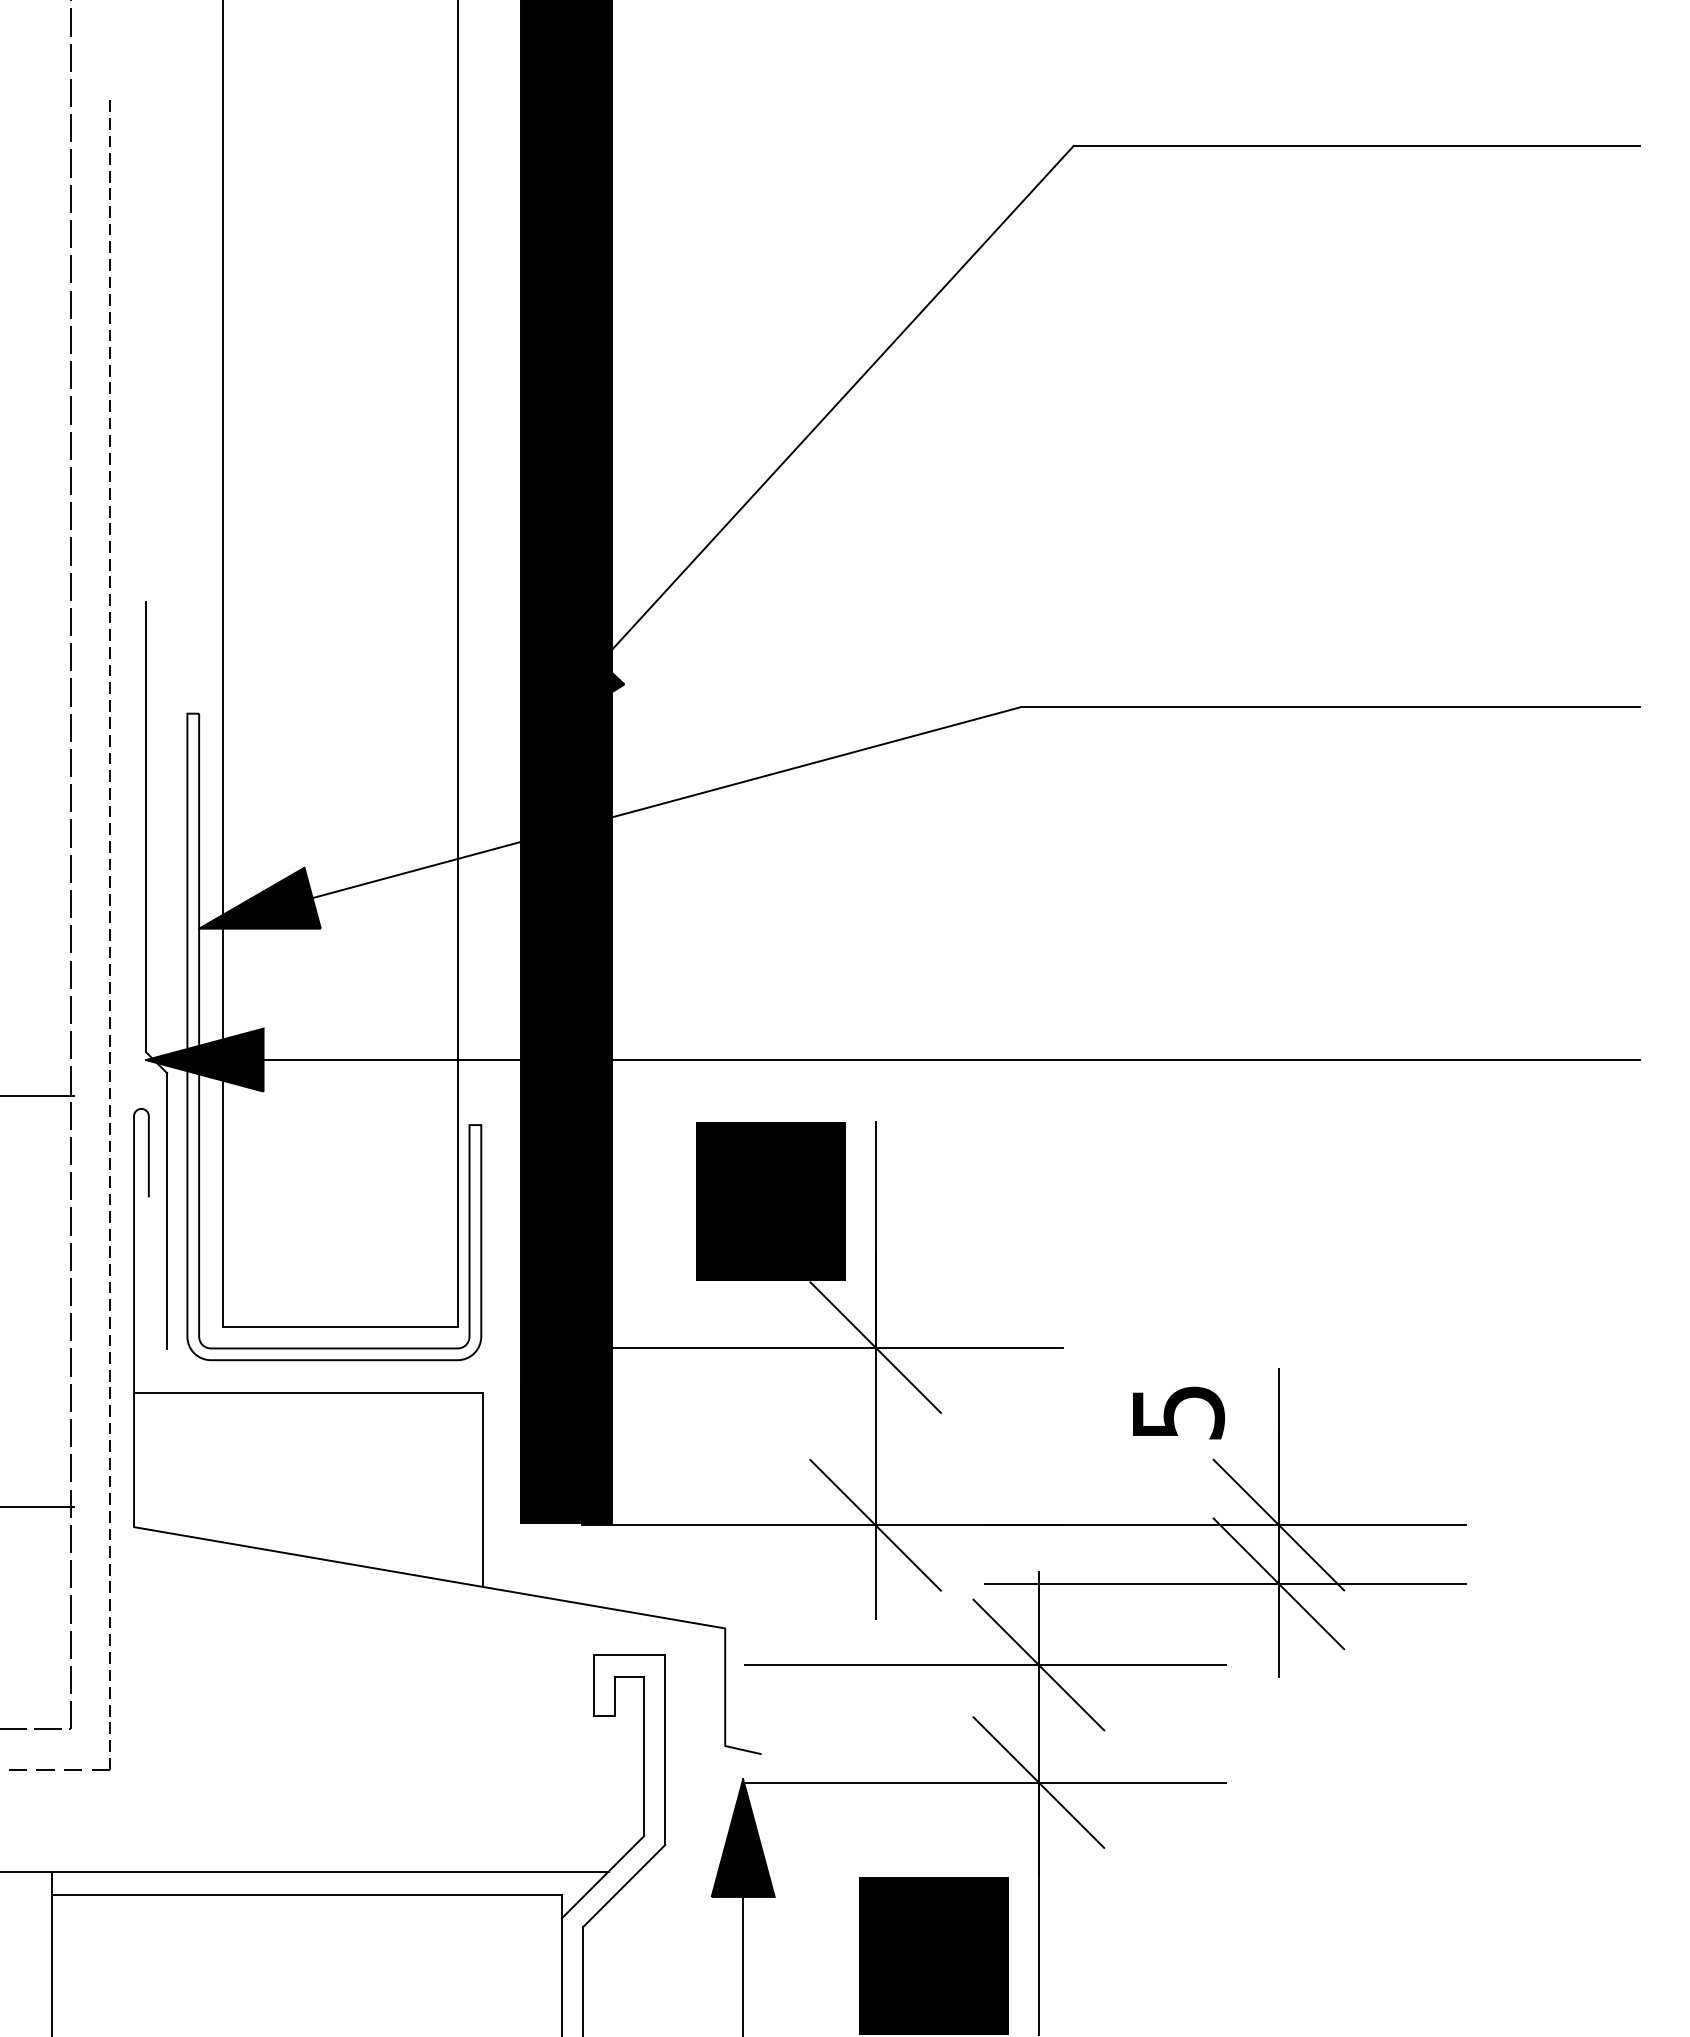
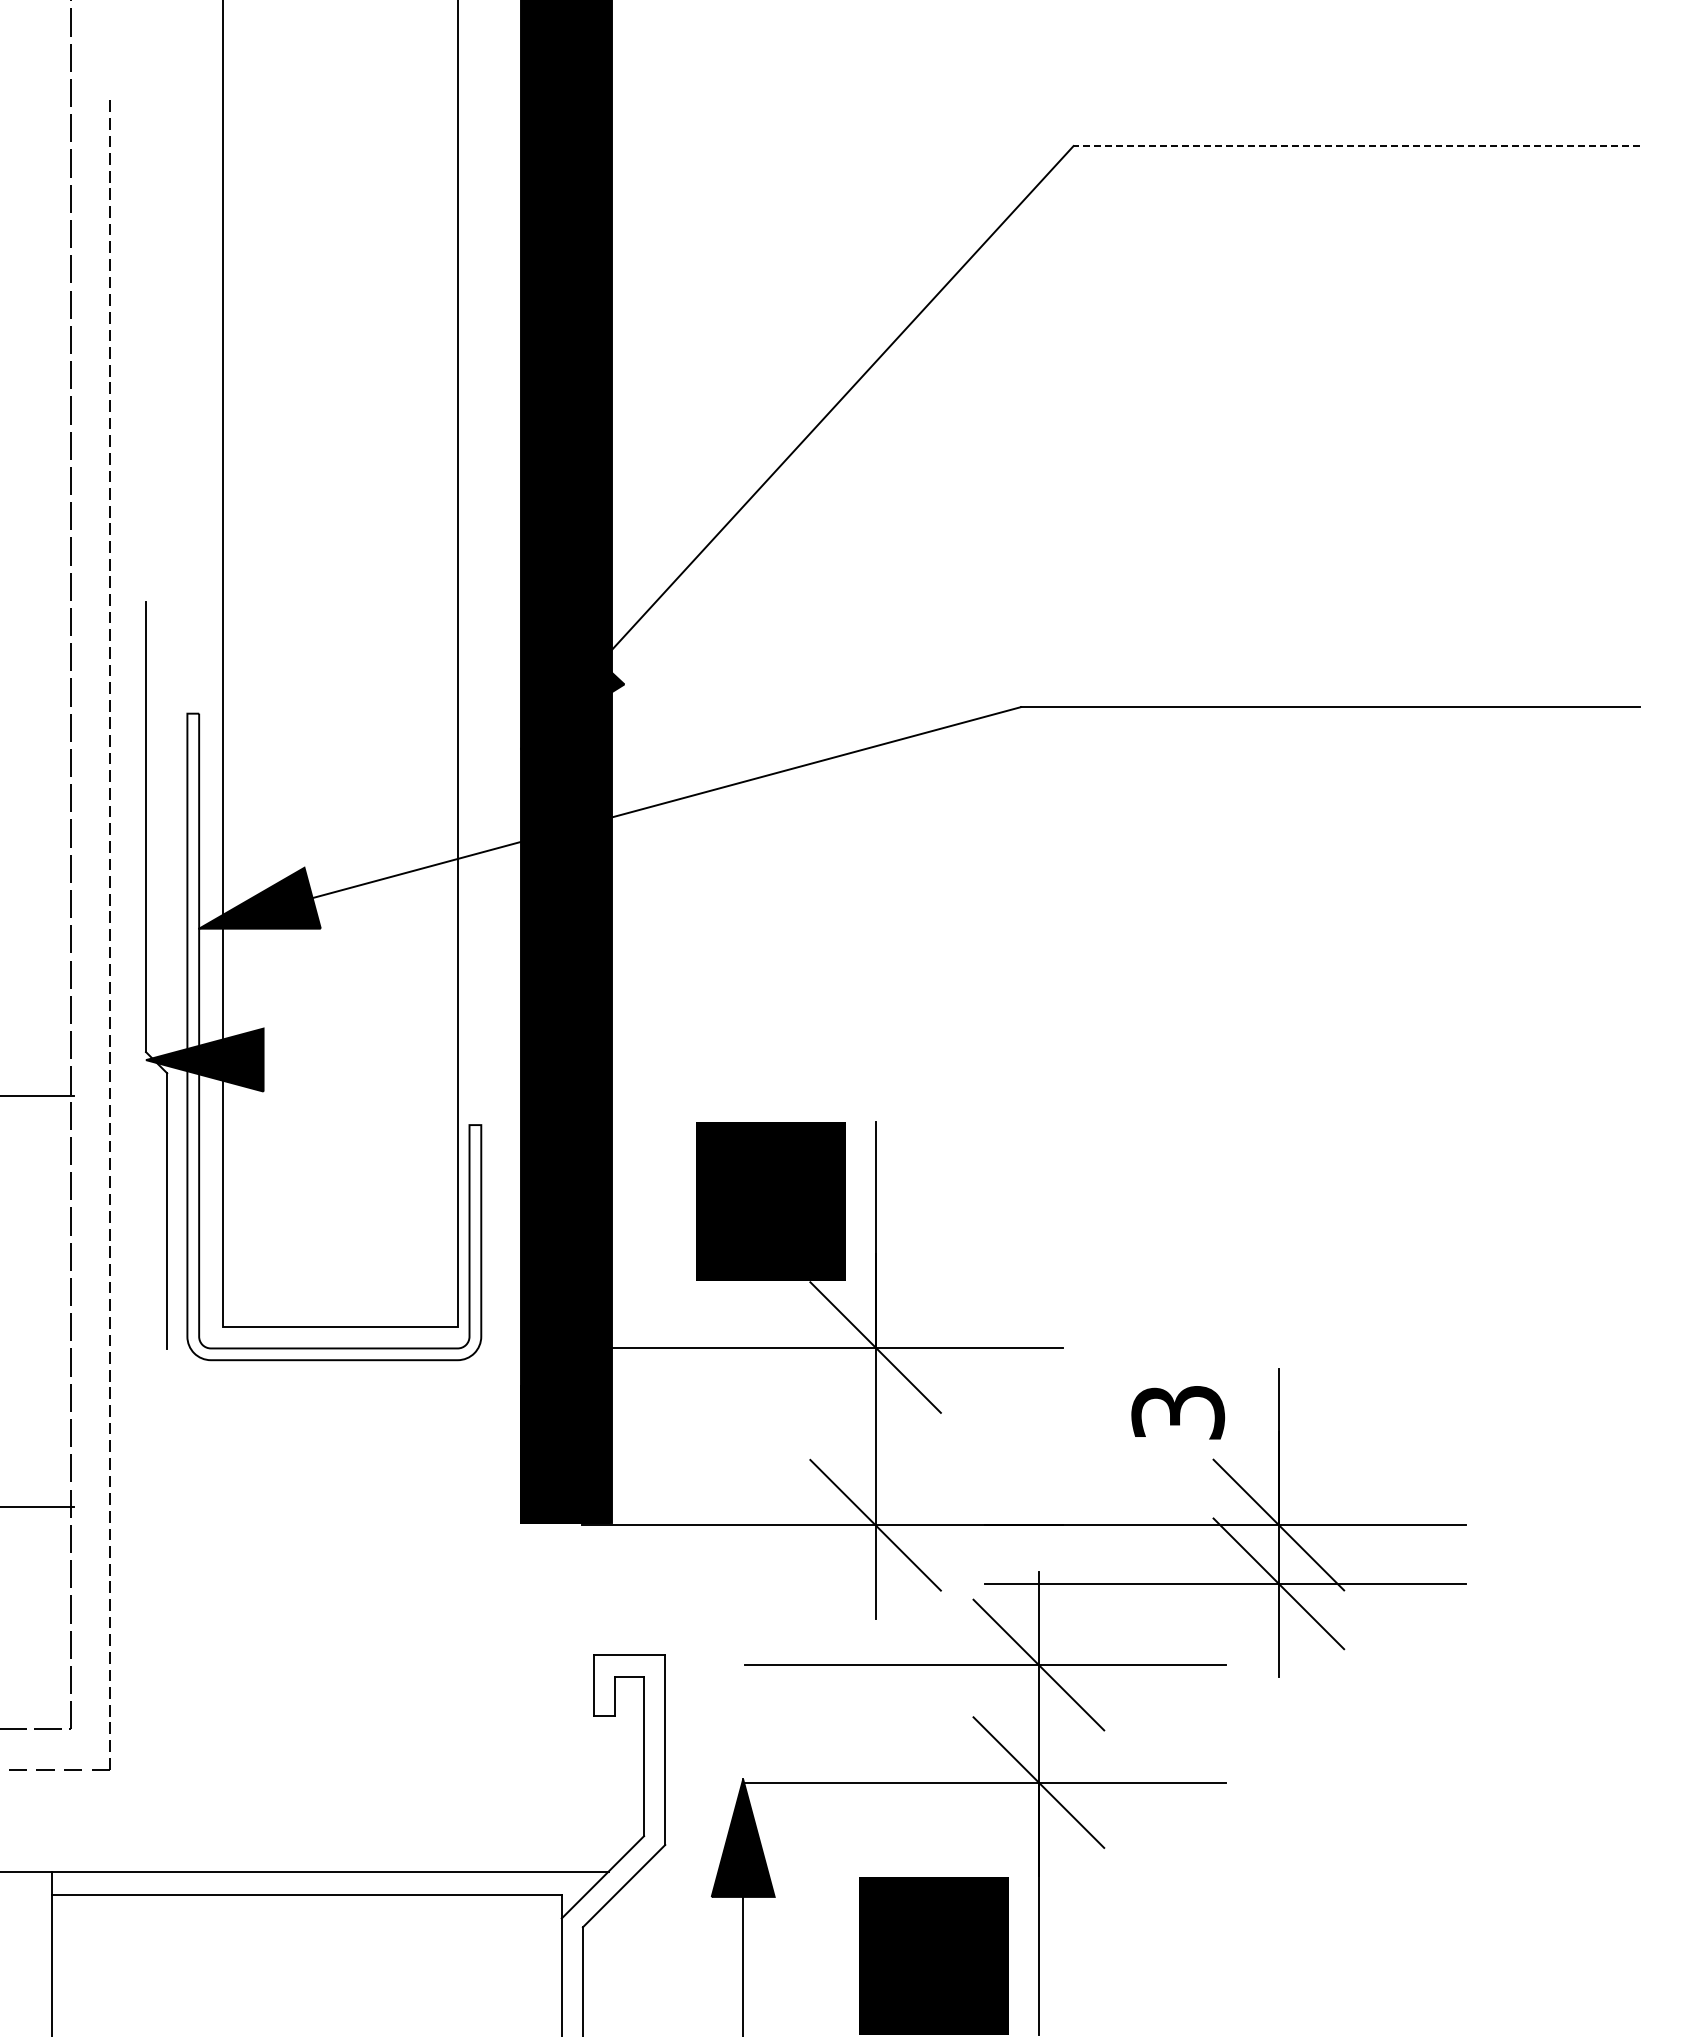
line: solid -> dashed (1356, 146)
line: present -> none (892, 1060)
text: 5 -> 3 (1177, 1412)
part: present -> none (447, 1431)
